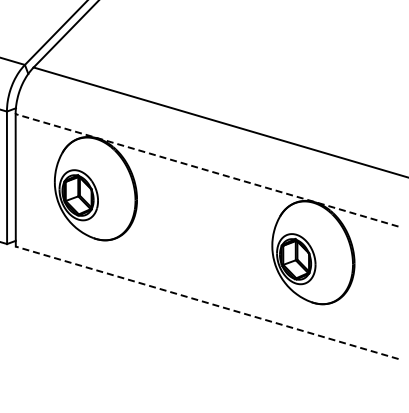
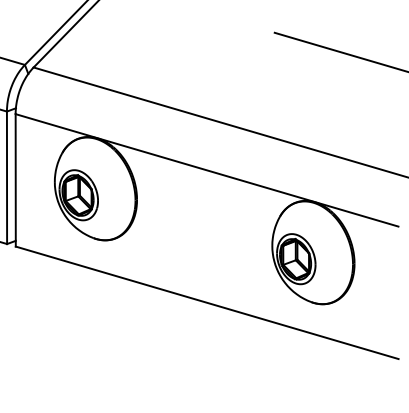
line: none -> present (339, 51)
line: dashed -> solid (206, 170)
line: dashed -> solid (206, 302)
